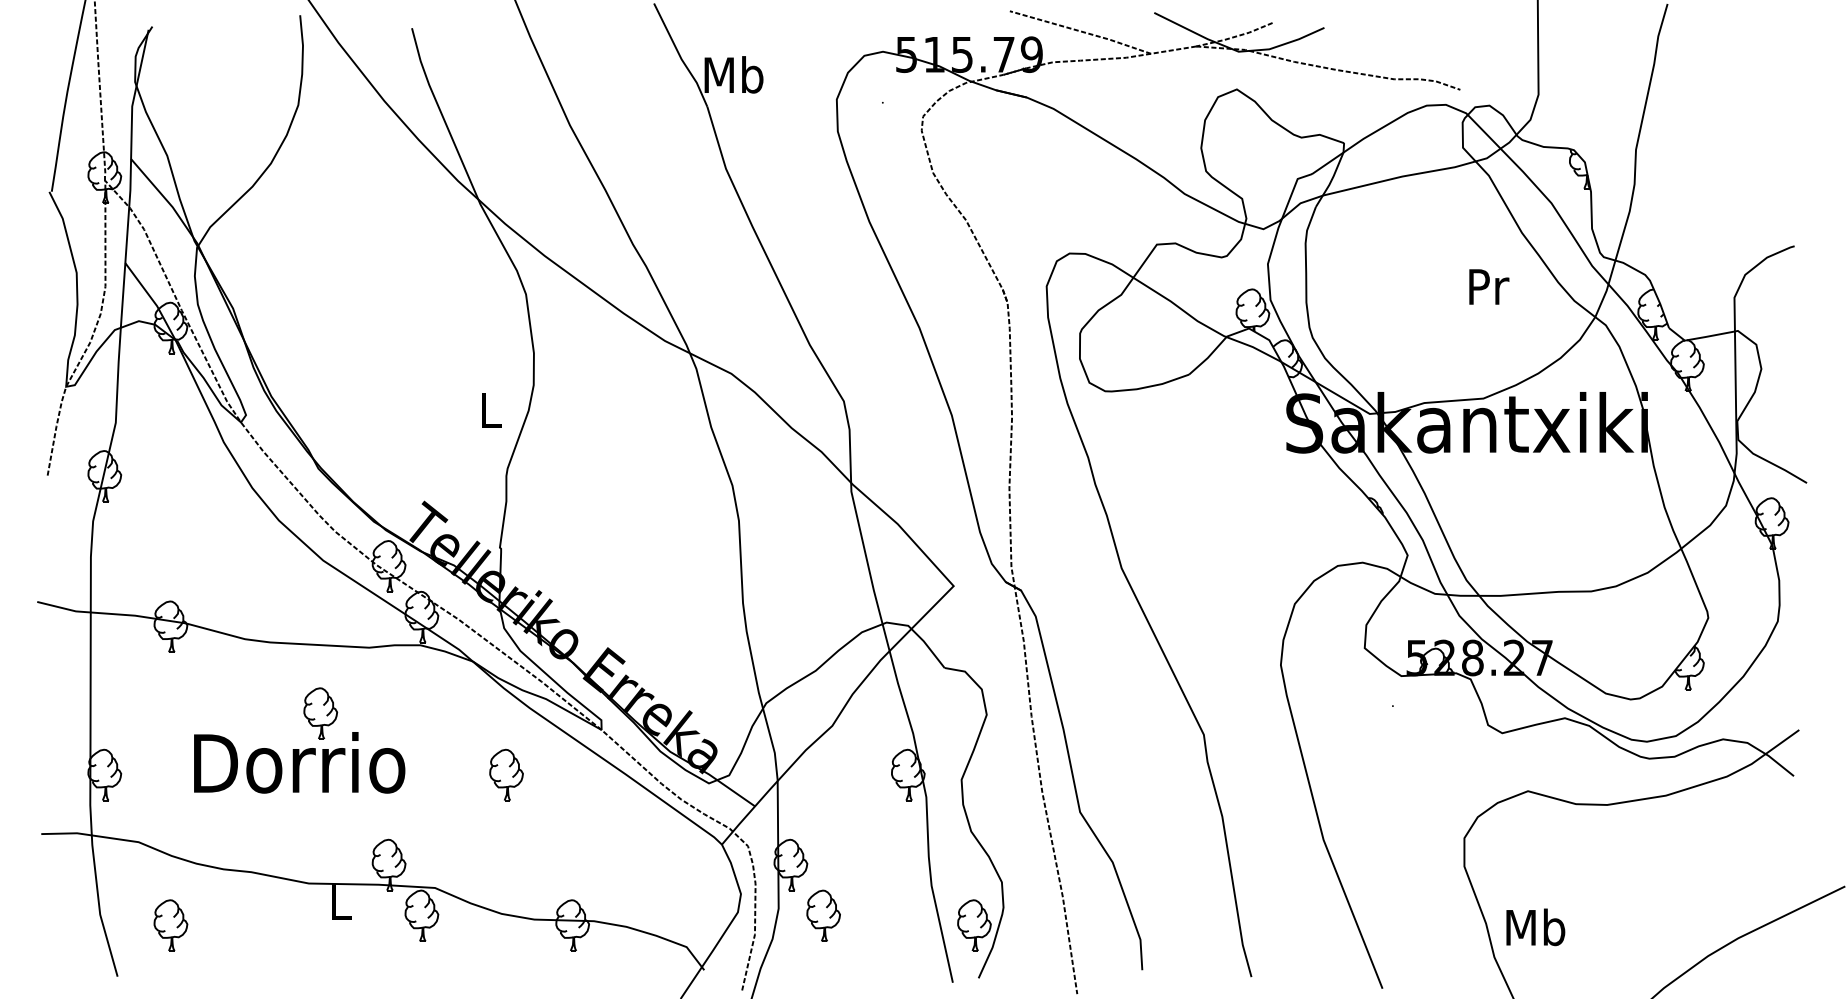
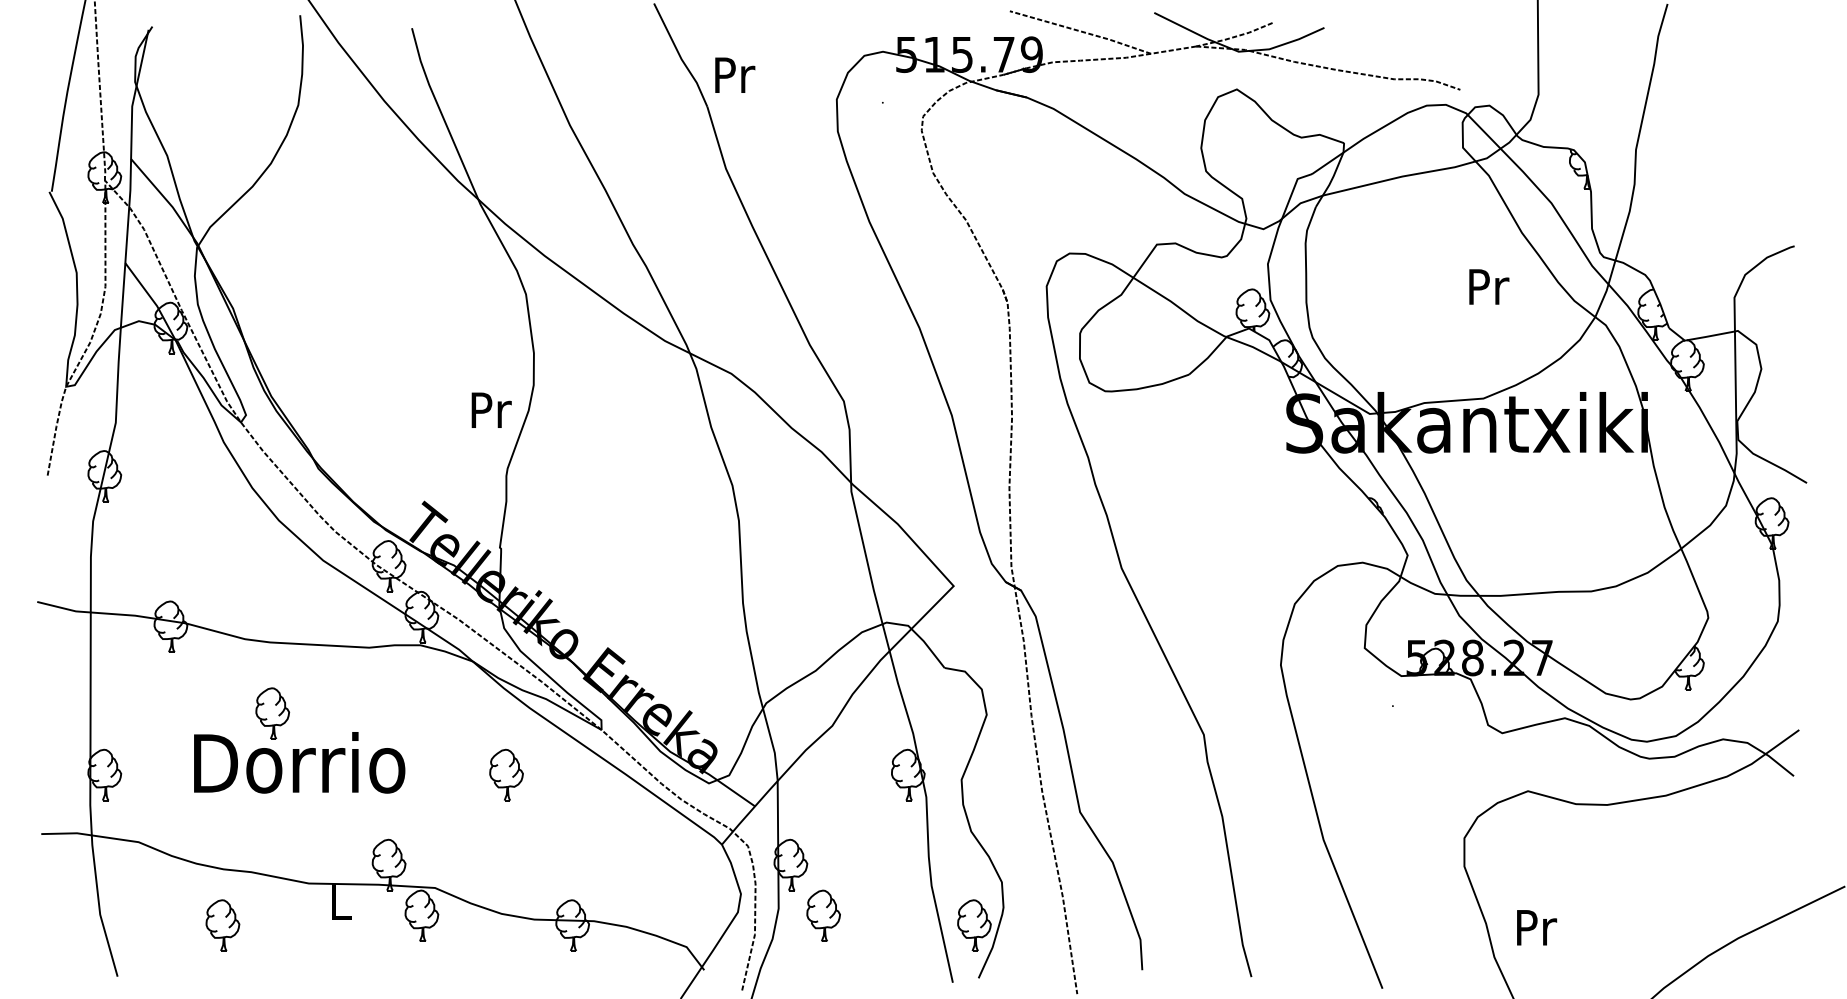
text: Mb -> Pr (733, 74)
text: L -> Pr (491, 409)
part position: (320, 713) -> (272, 713) (272, 713)
part position: (170, 925) -> (222, 925) (222, 925)
text: Mb -> Pr (1535, 927)
